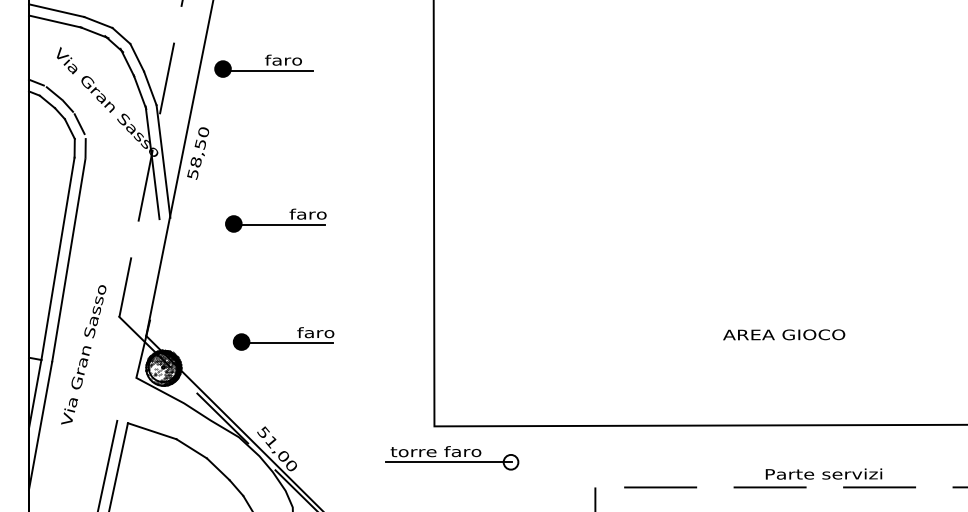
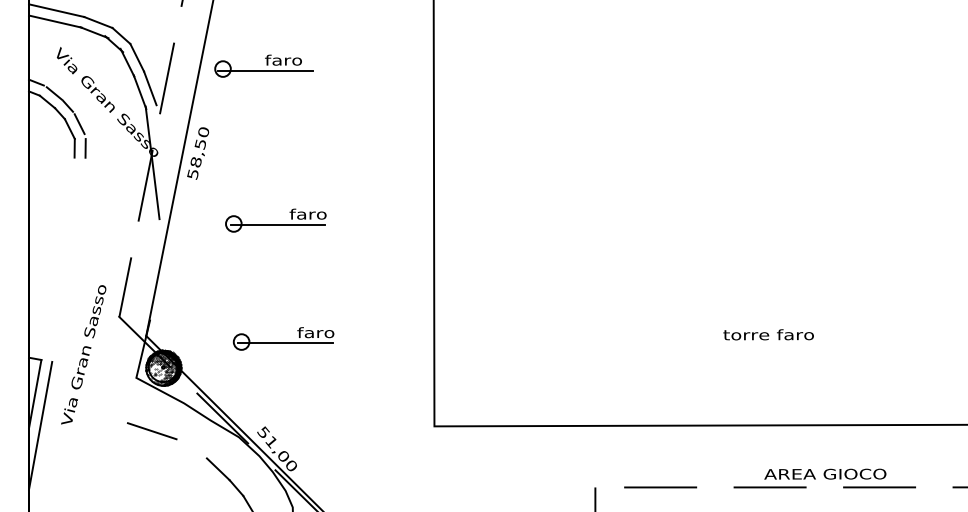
fill: present -> none (222, 68)
line: present -> none (163, 161)
fill: present -> none (233, 223)
line: present -> none (57, 258)
line: present -> none (68, 260)
text: AREA GIOCO -> torre faro (784, 334)
fill: present -> none (241, 341)
line: present -> none (191, 448)
part: present -> none (452, 458)
line: present -> none (107, 464)
line: present -> none (118, 465)
text: Parte servizi -> AREA GIOCO (825, 473)
